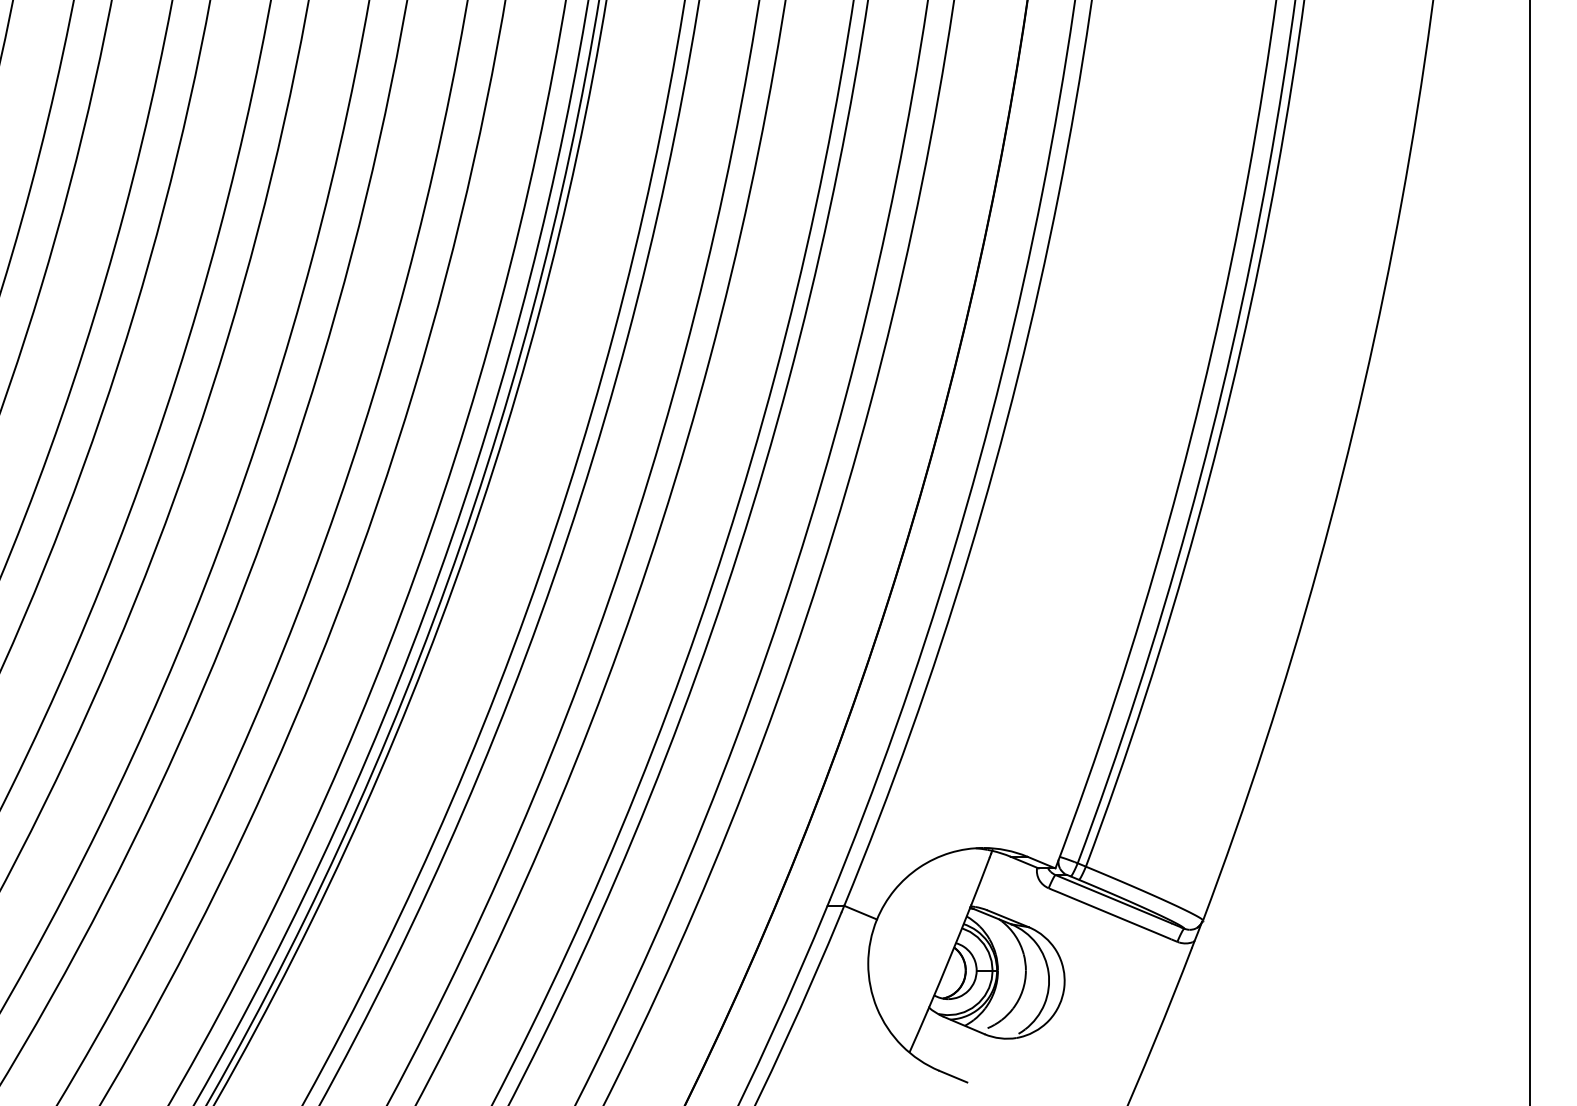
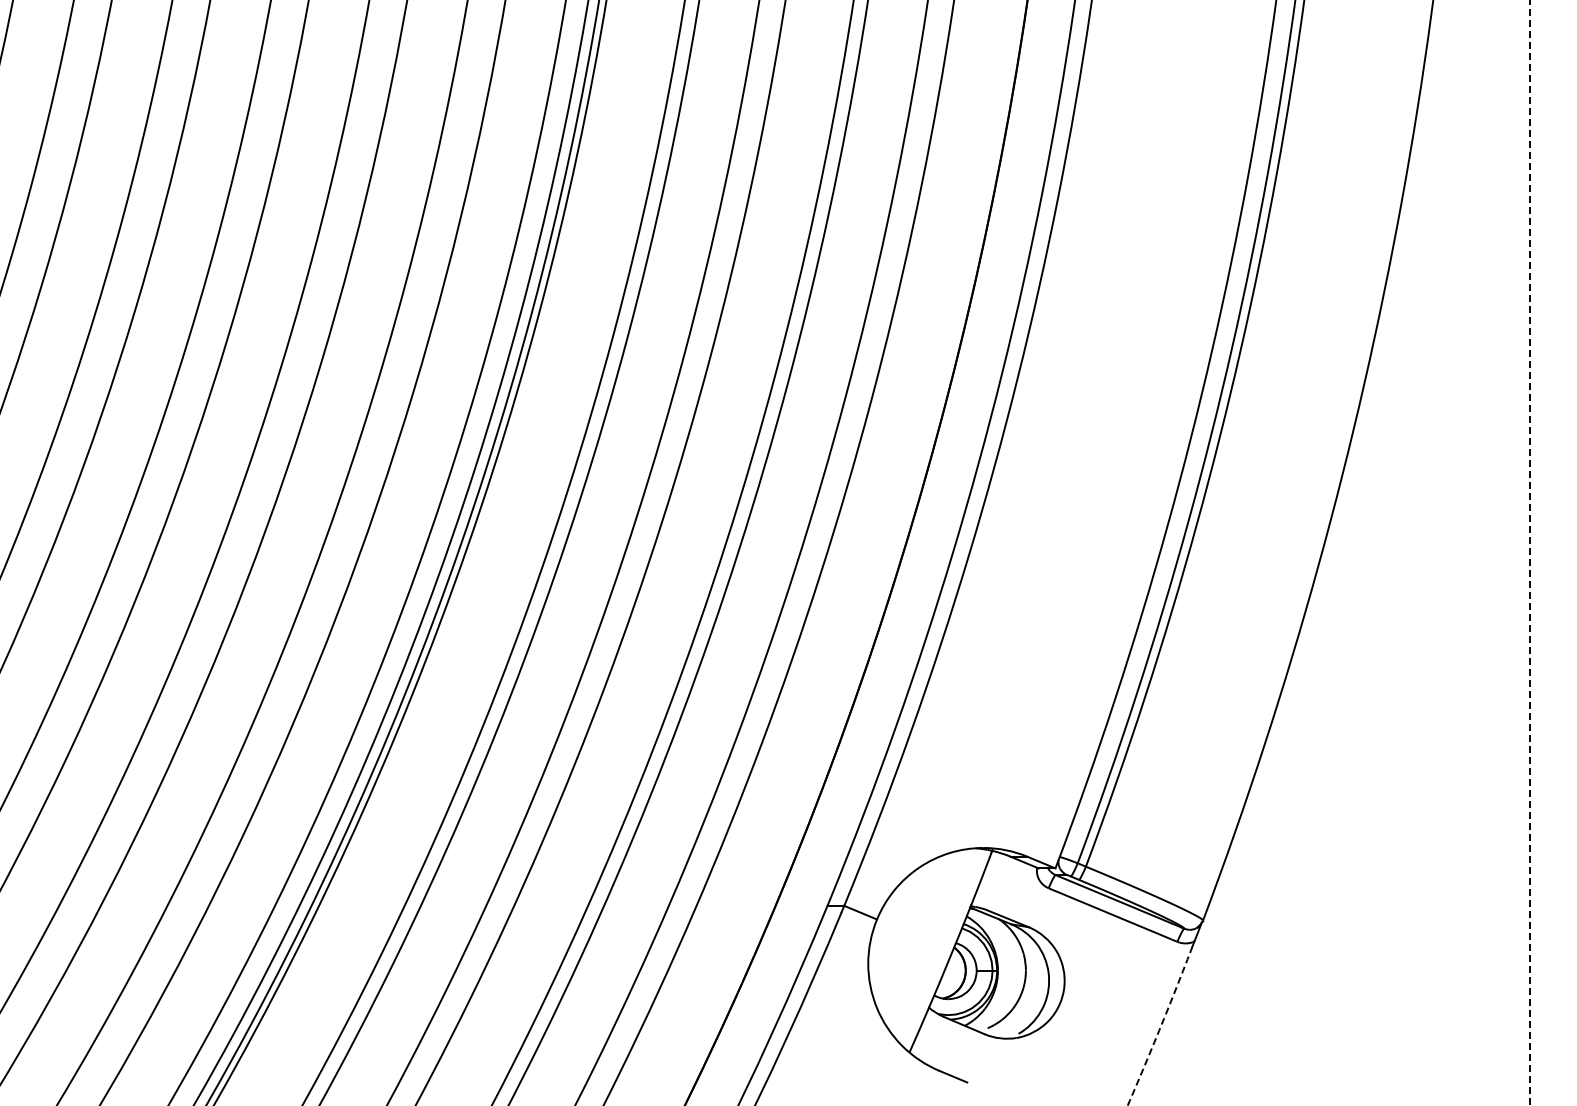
line: solid -> dashed (1529, 552)
arc: solid -> dashed (1160, 1027)
